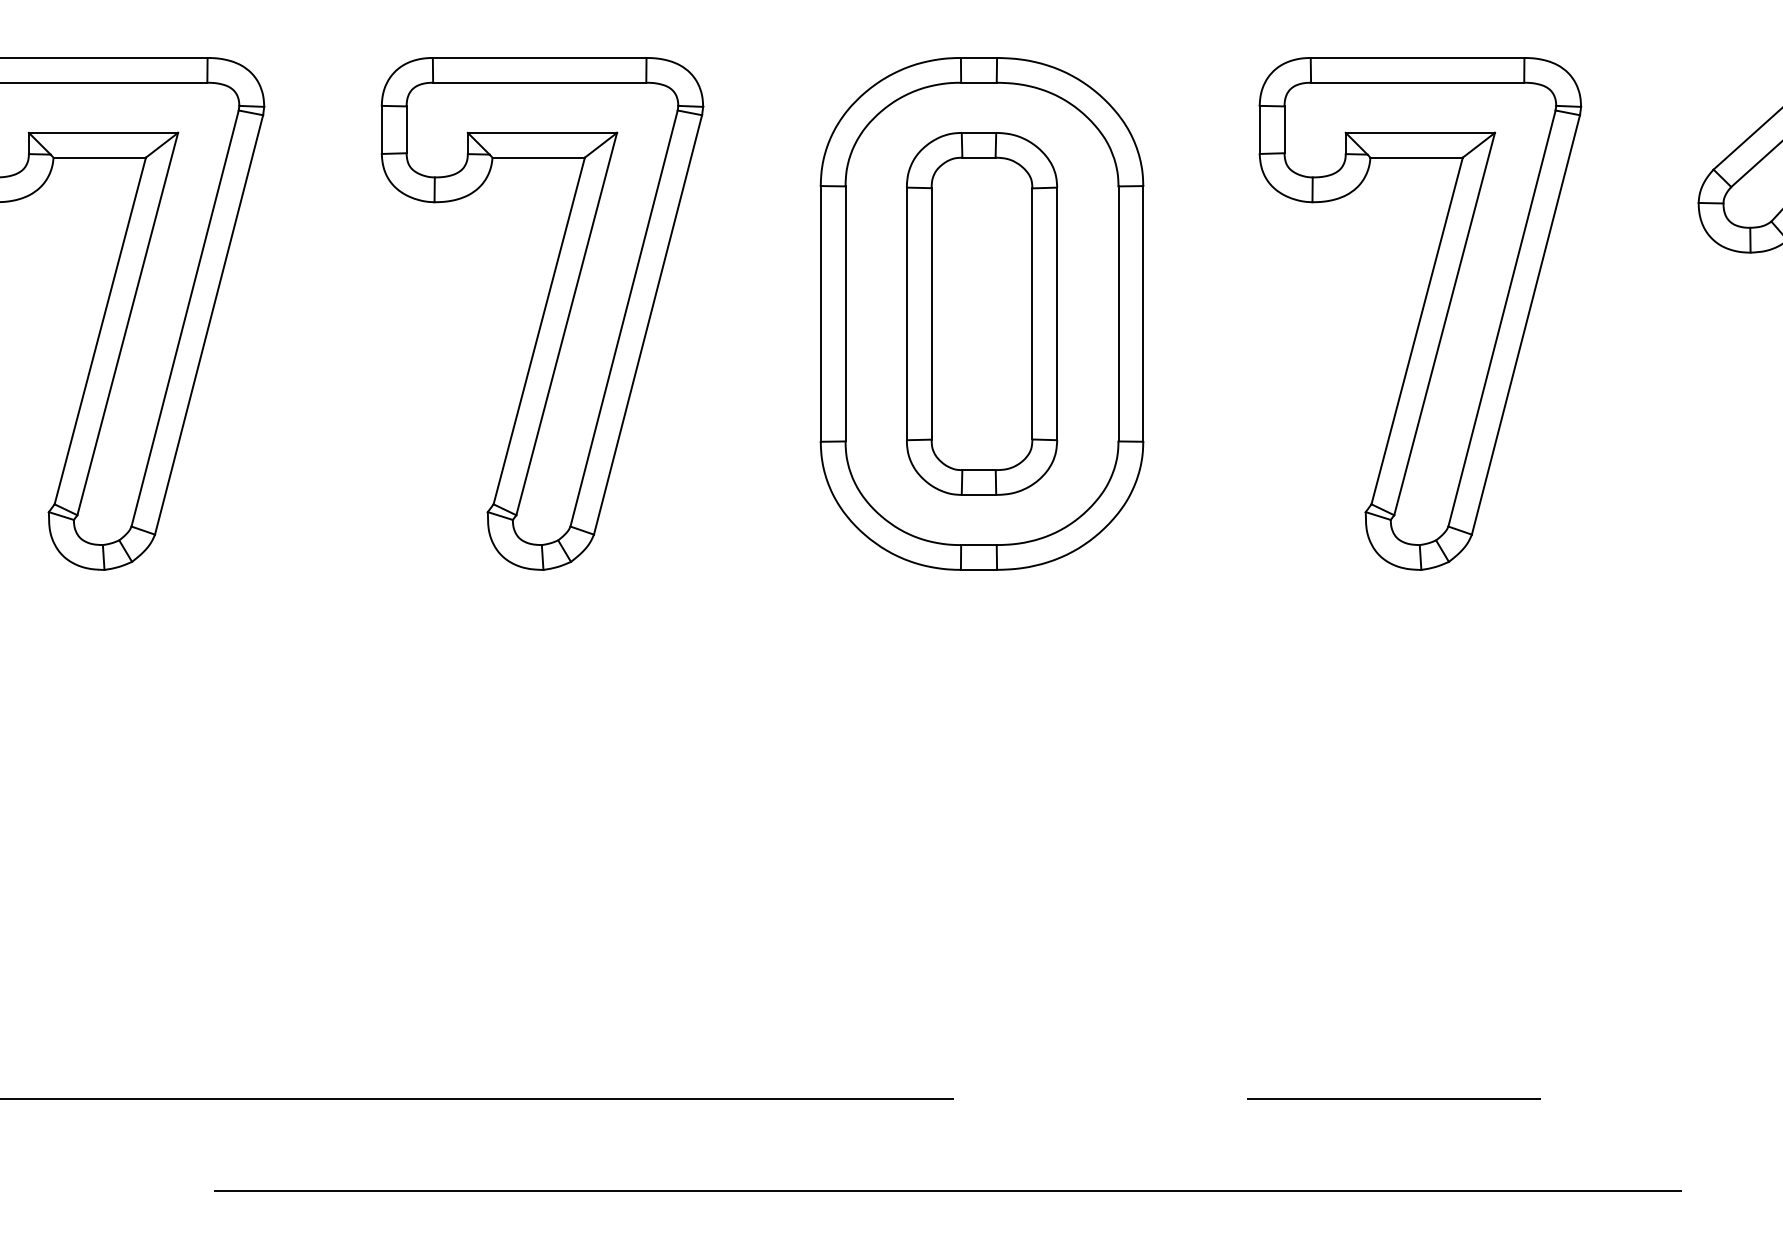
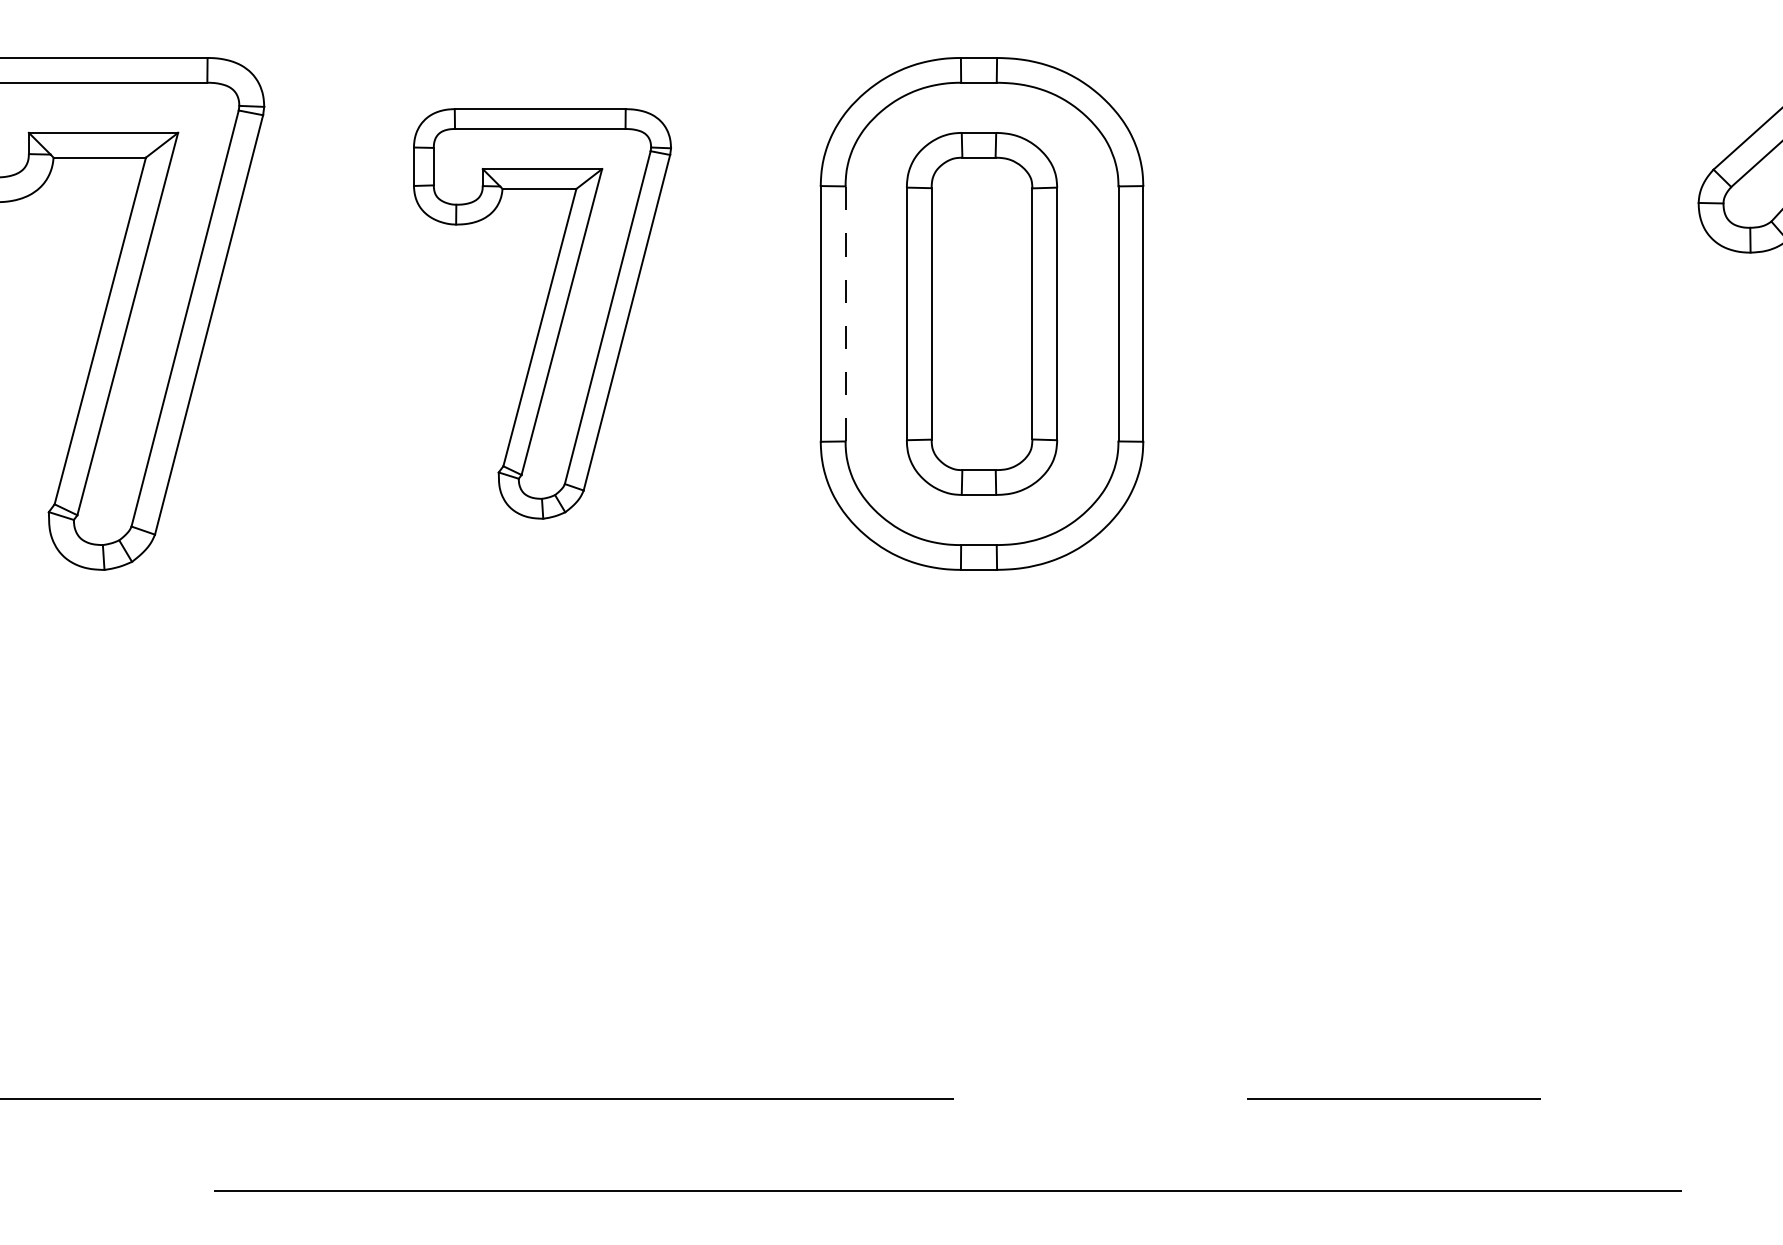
part size: 325x514 px -> 259x412 px (542, 313)
line: solid -> dashed (845, 313)
part: present -> none (1420, 313)
